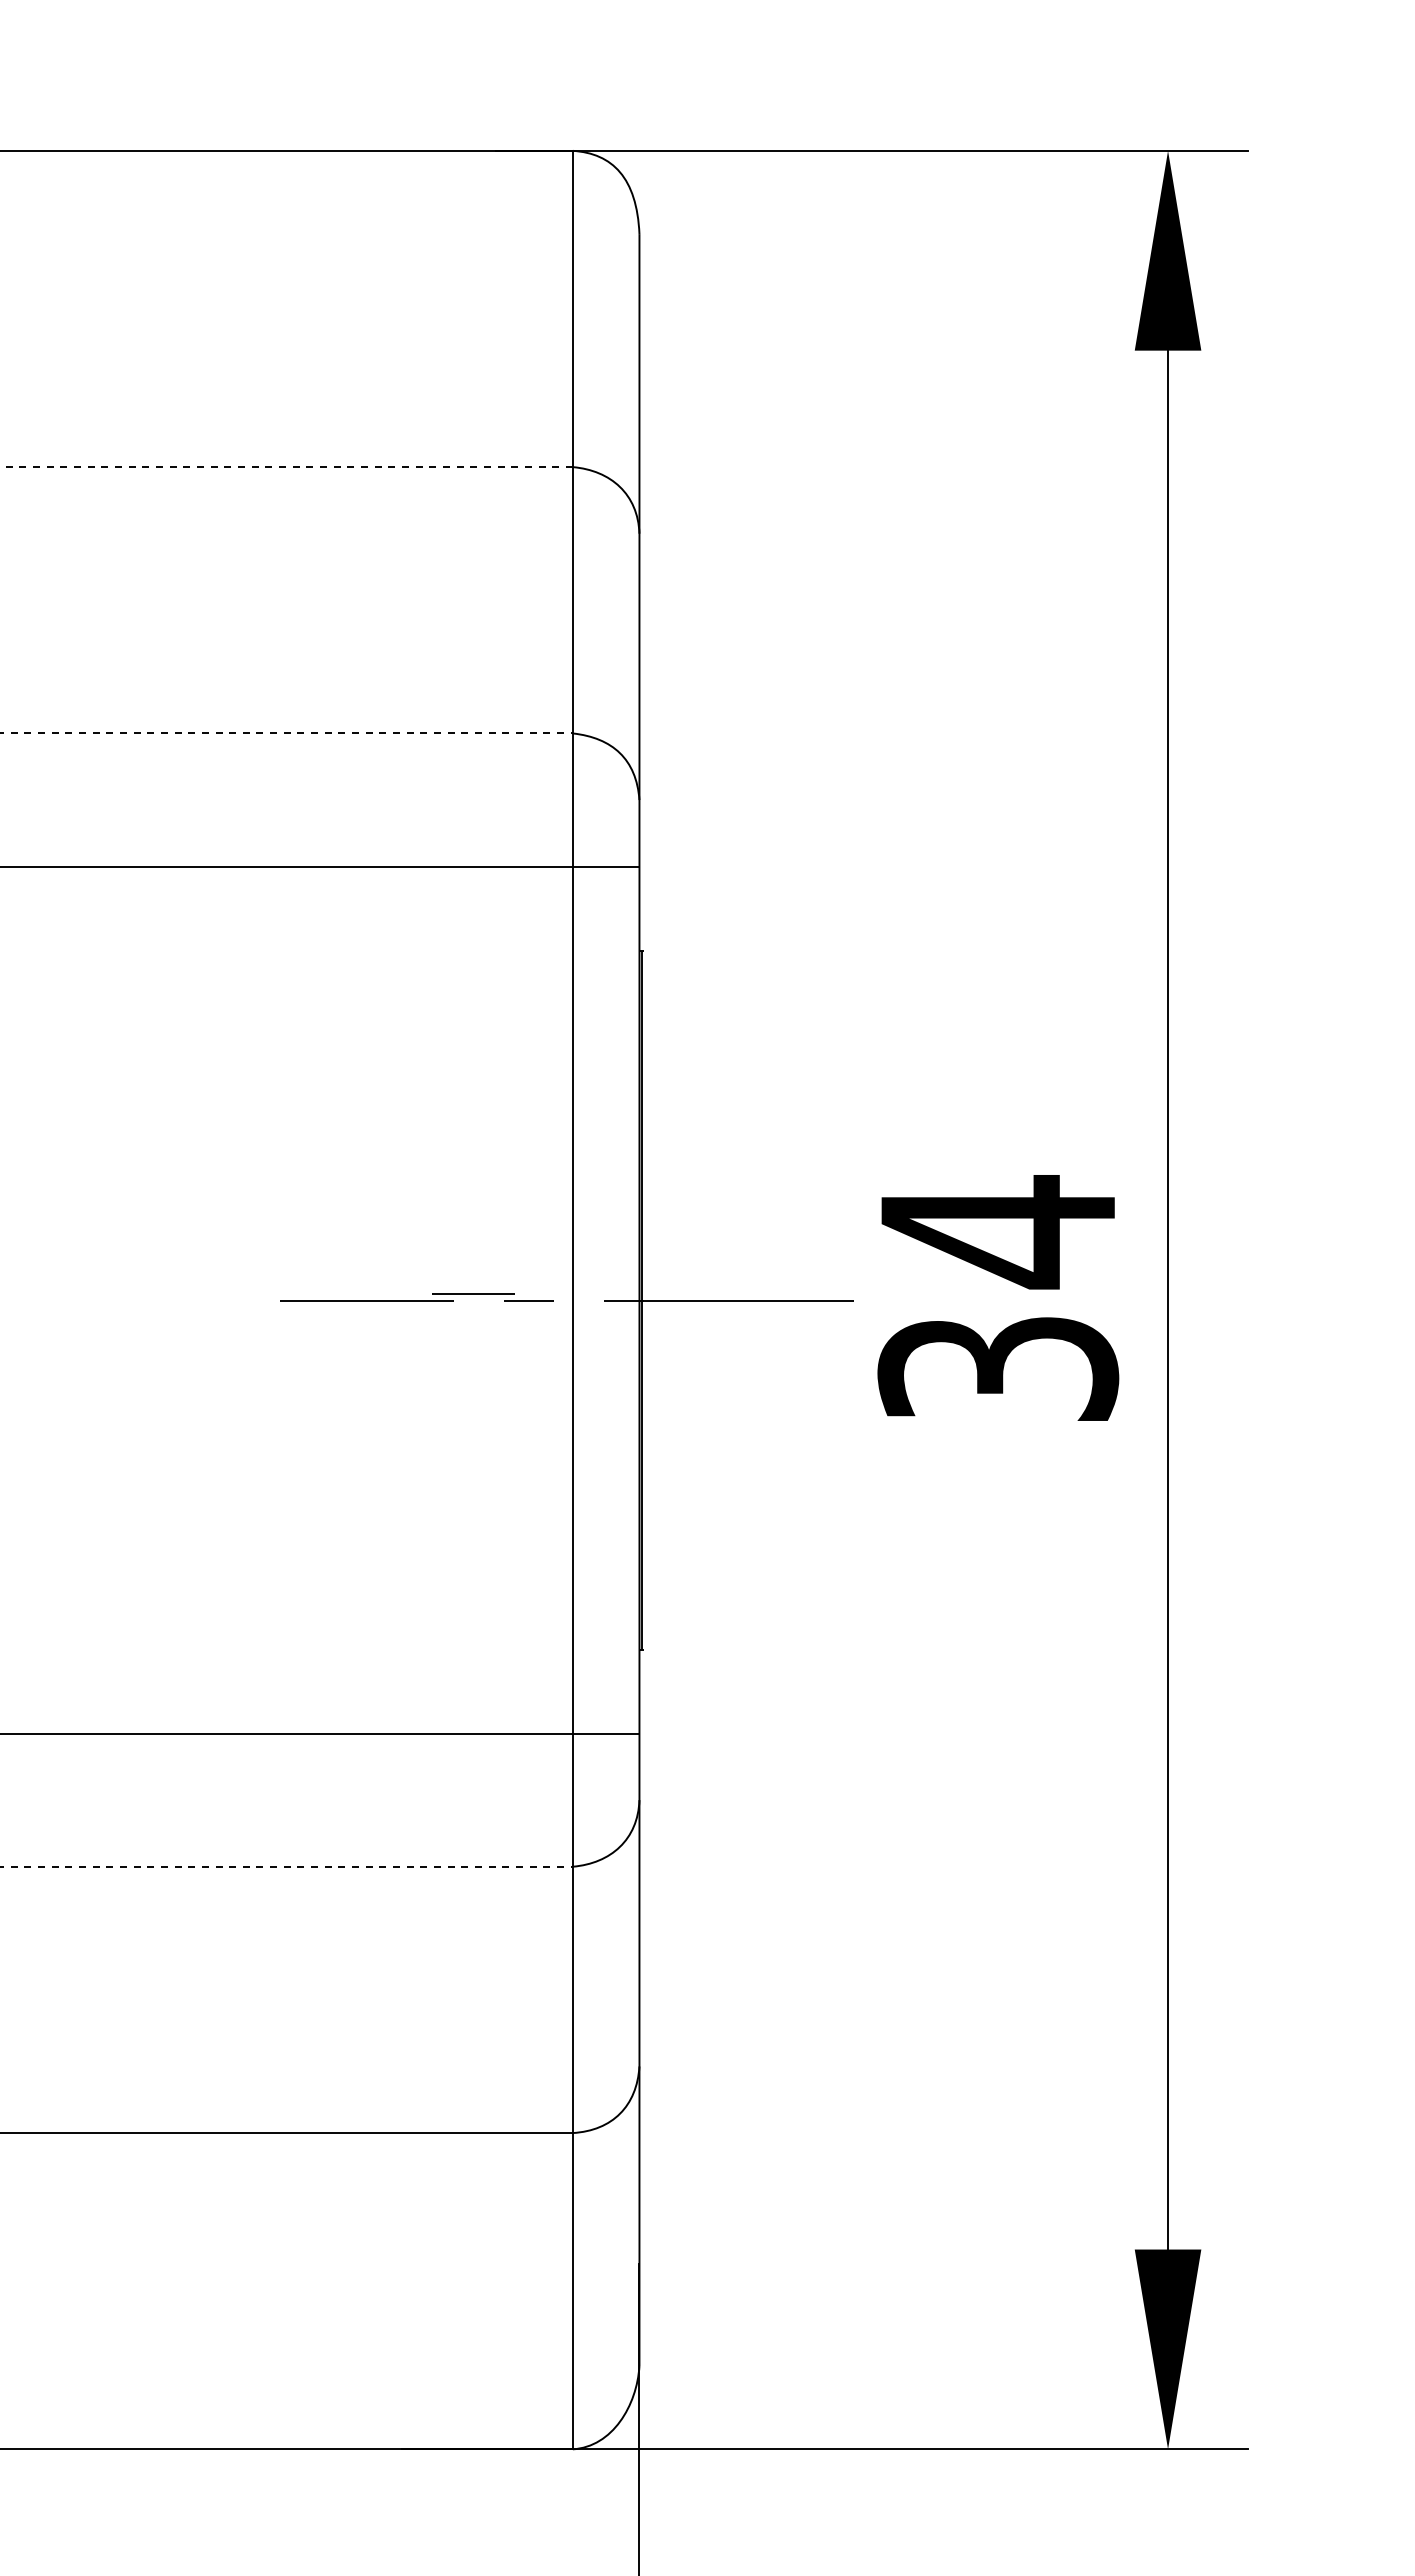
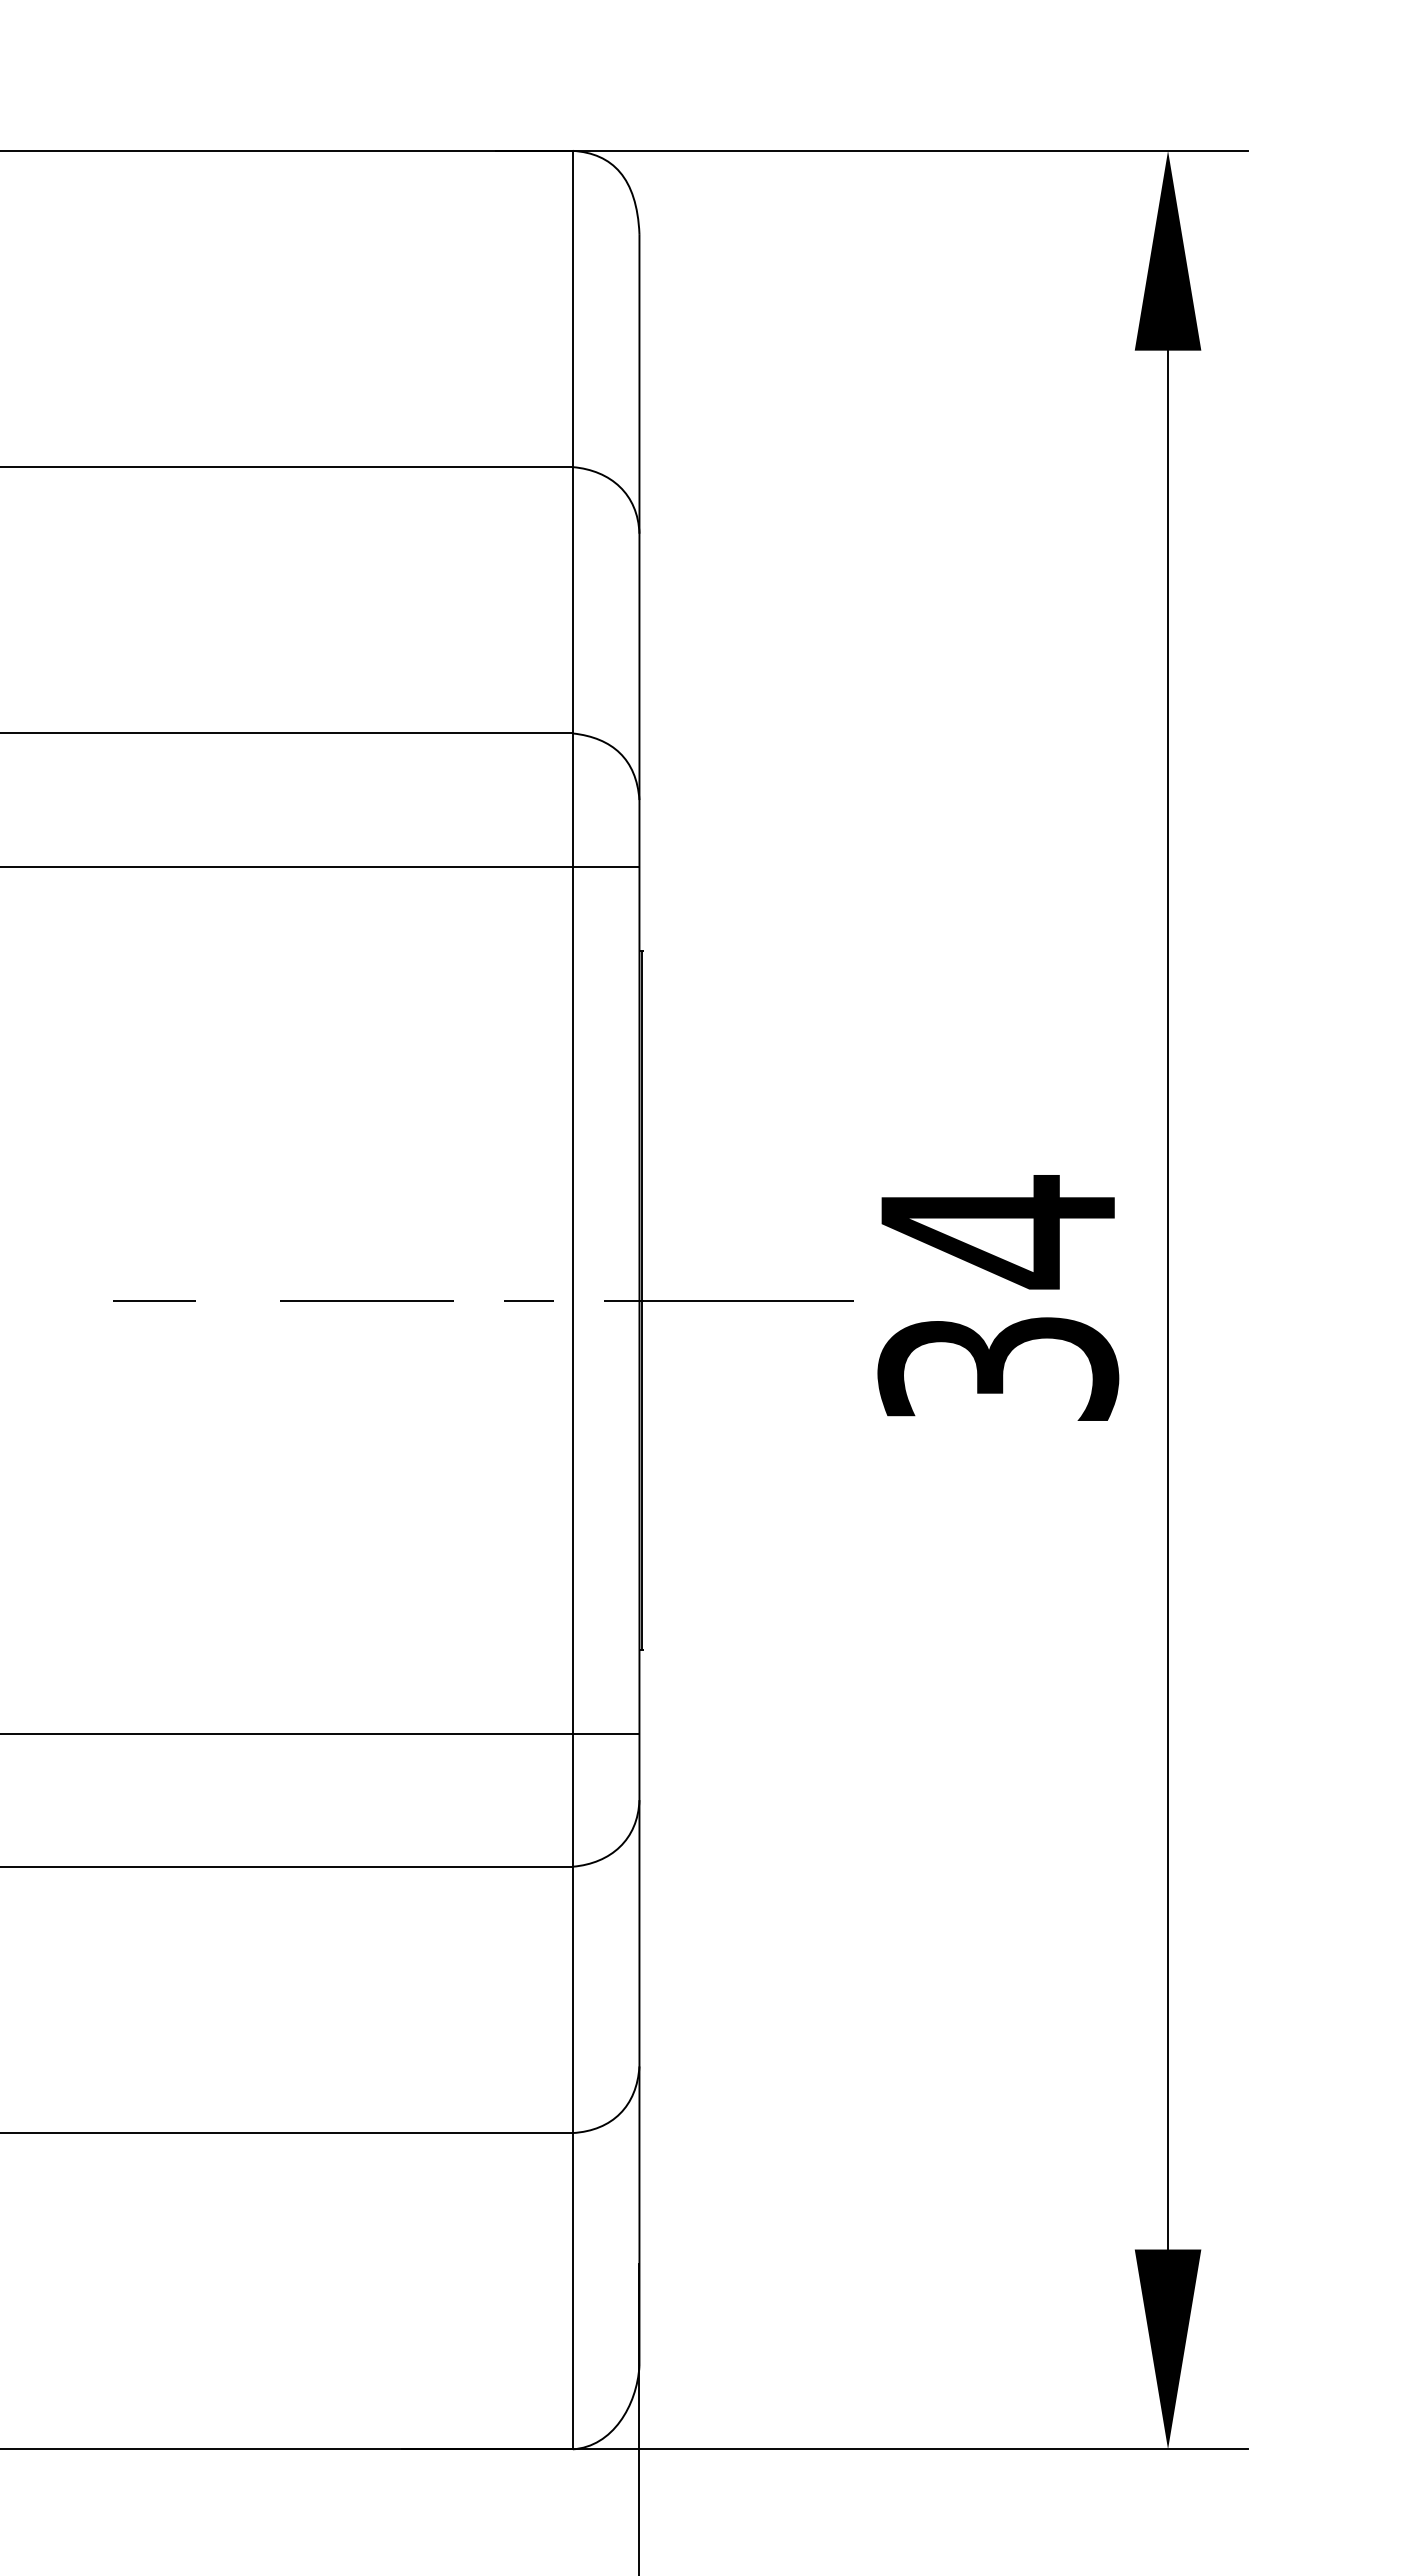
line: dashed -> solid (286, 467)
line: dashed -> solid (287, 733)
line position: (473, 1293) -> (154, 1300) (154, 1300)
line: dashed -> solid (287, 1866)
